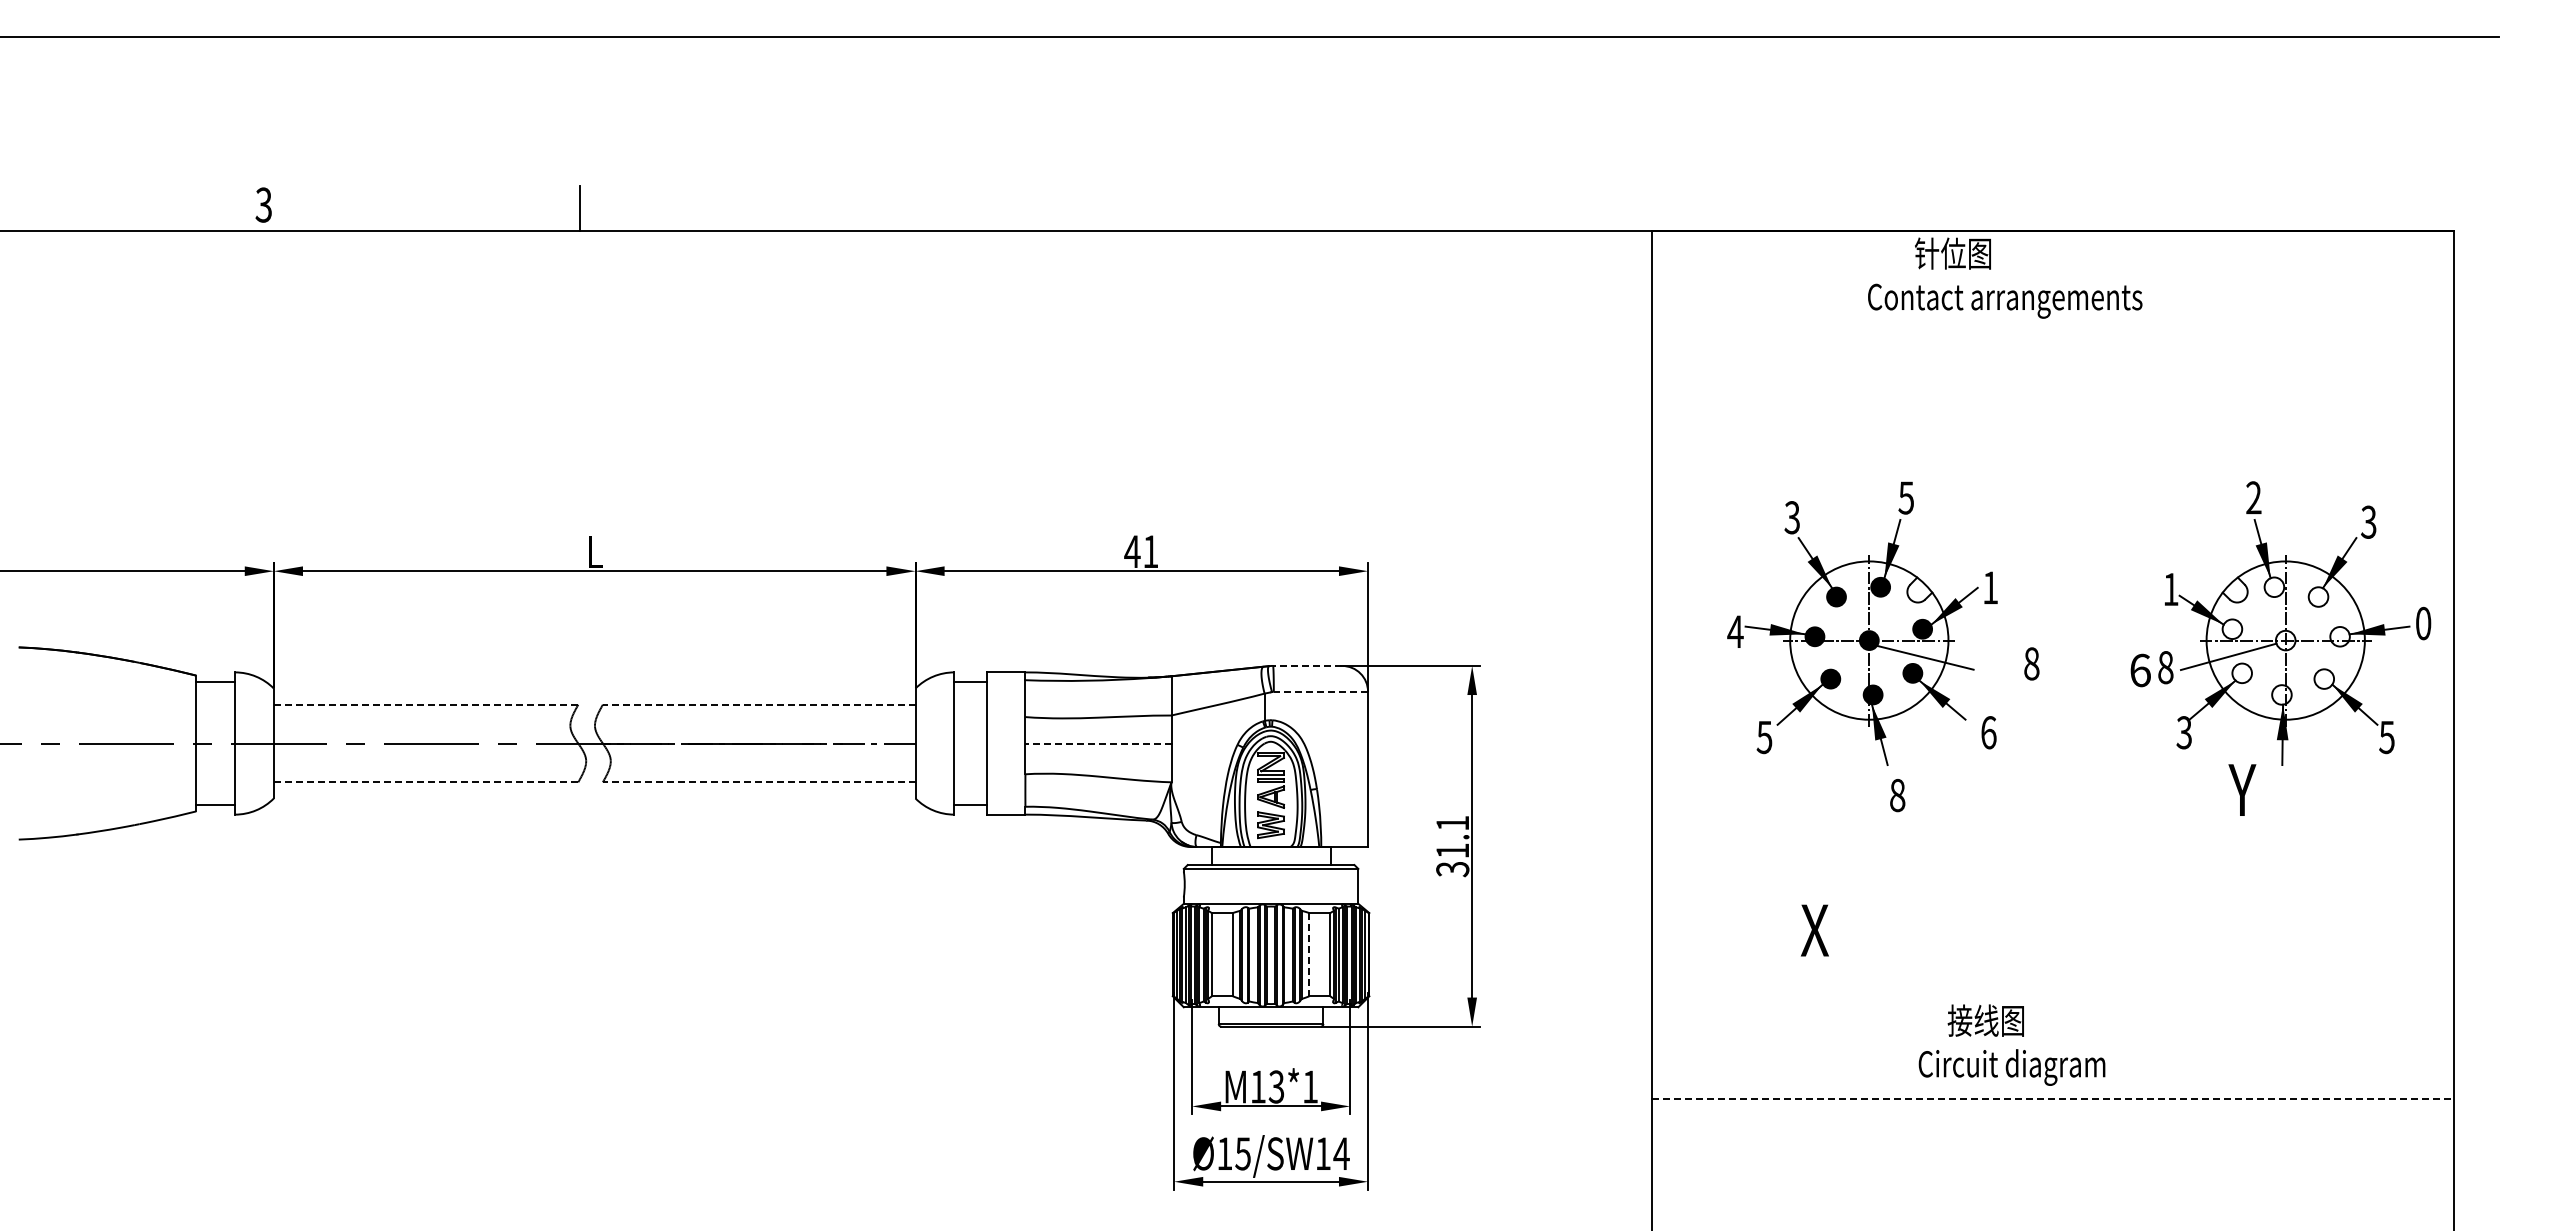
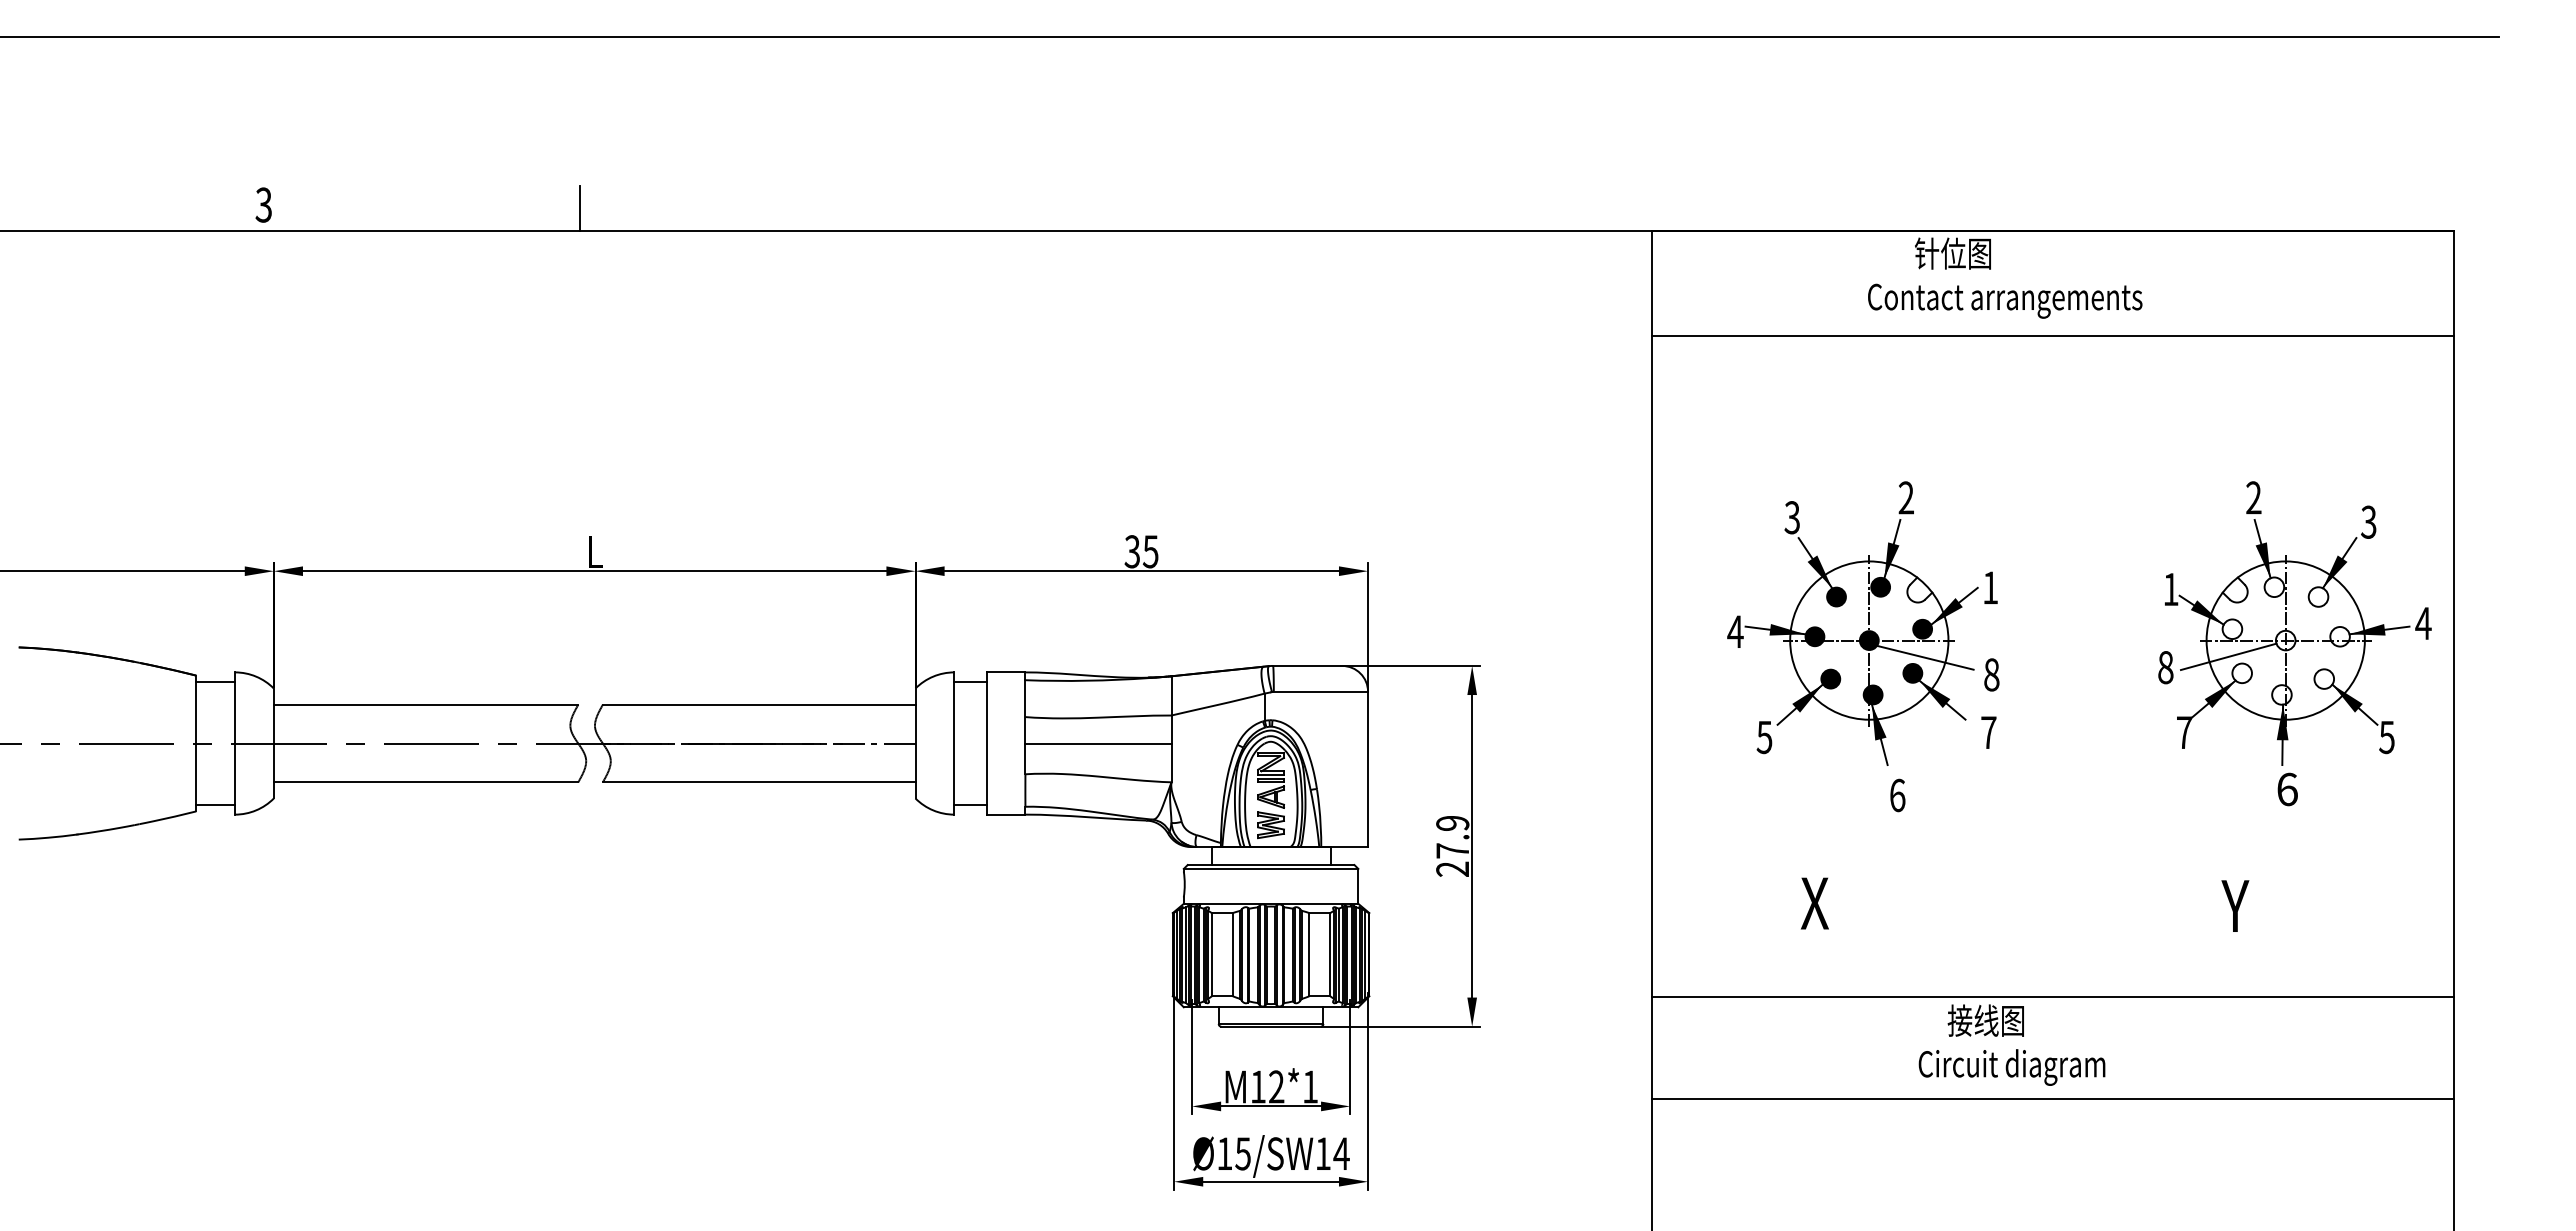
line: none -> present (2052, 335)
text: 5 -> 2 (1905, 497)
text: 41 -> 35 (1141, 551)
text: 0 -> 4 (2423, 623)
text position: (2031, 663) -> (1991, 674) (1991, 674)
line: dashed -> solid (1307, 665)
text position: (2140, 670) -> (2287, 789) (2287, 789)
line: dashed -> solid (1320, 691)
line: dashed -> solid (426, 704)
line: dashed -> solid (758, 704)
text: 6 -> 7 (1988, 732)
text: 3 -> 7 (2183, 732)
line: dashed -> solid (1097, 743)
line: dashed -> solid (426, 782)
line: dashed -> solid (758, 782)
text position: (2242, 789) -> (2235, 905) (2235, 905)
text: 8 -> 6 (1897, 795)
text: 31.1 -> 27.9 (1452, 846)
text position: (1814, 930) -> (1814, 903) (1814, 903)
line: dashed -> solid (1309, 954)
line: none -> present (2052, 996)
text: M13*1 -> M12*1 (1276, 1086)
line: dashed -> solid (2053, 1099)
